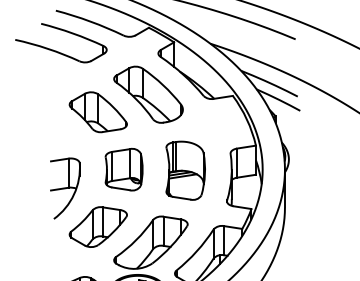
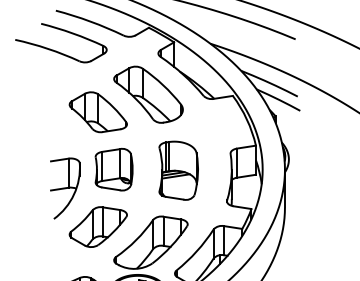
part position: (123, 169) -> (113, 169) (113, 169)
part position: (185, 170) -> (178, 170) (178, 170)
